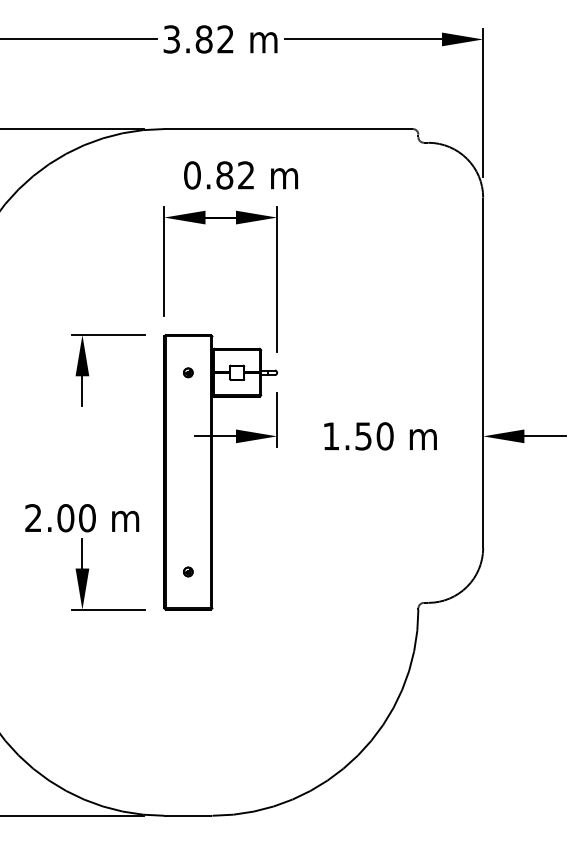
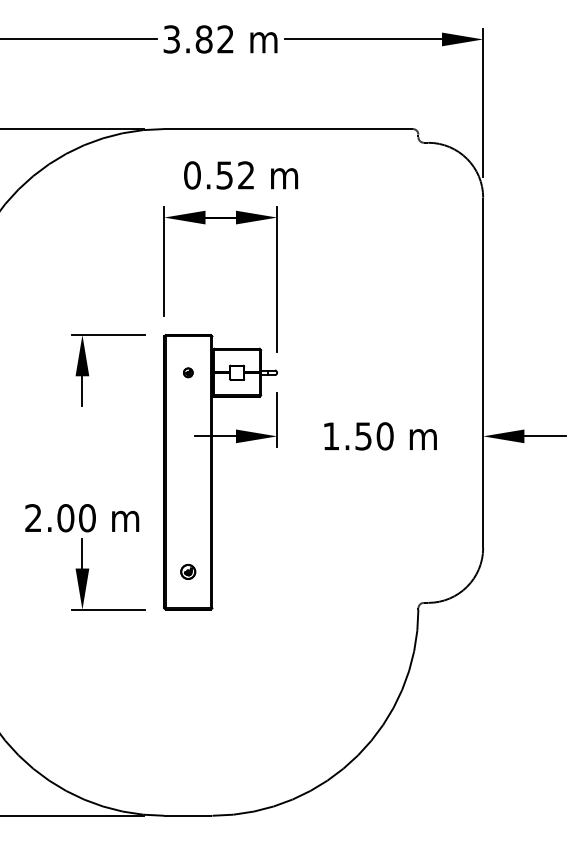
text: 0.82 -> 0.52 (224, 175)
part size: 11x12 px -> 17x16 px (188, 571)
